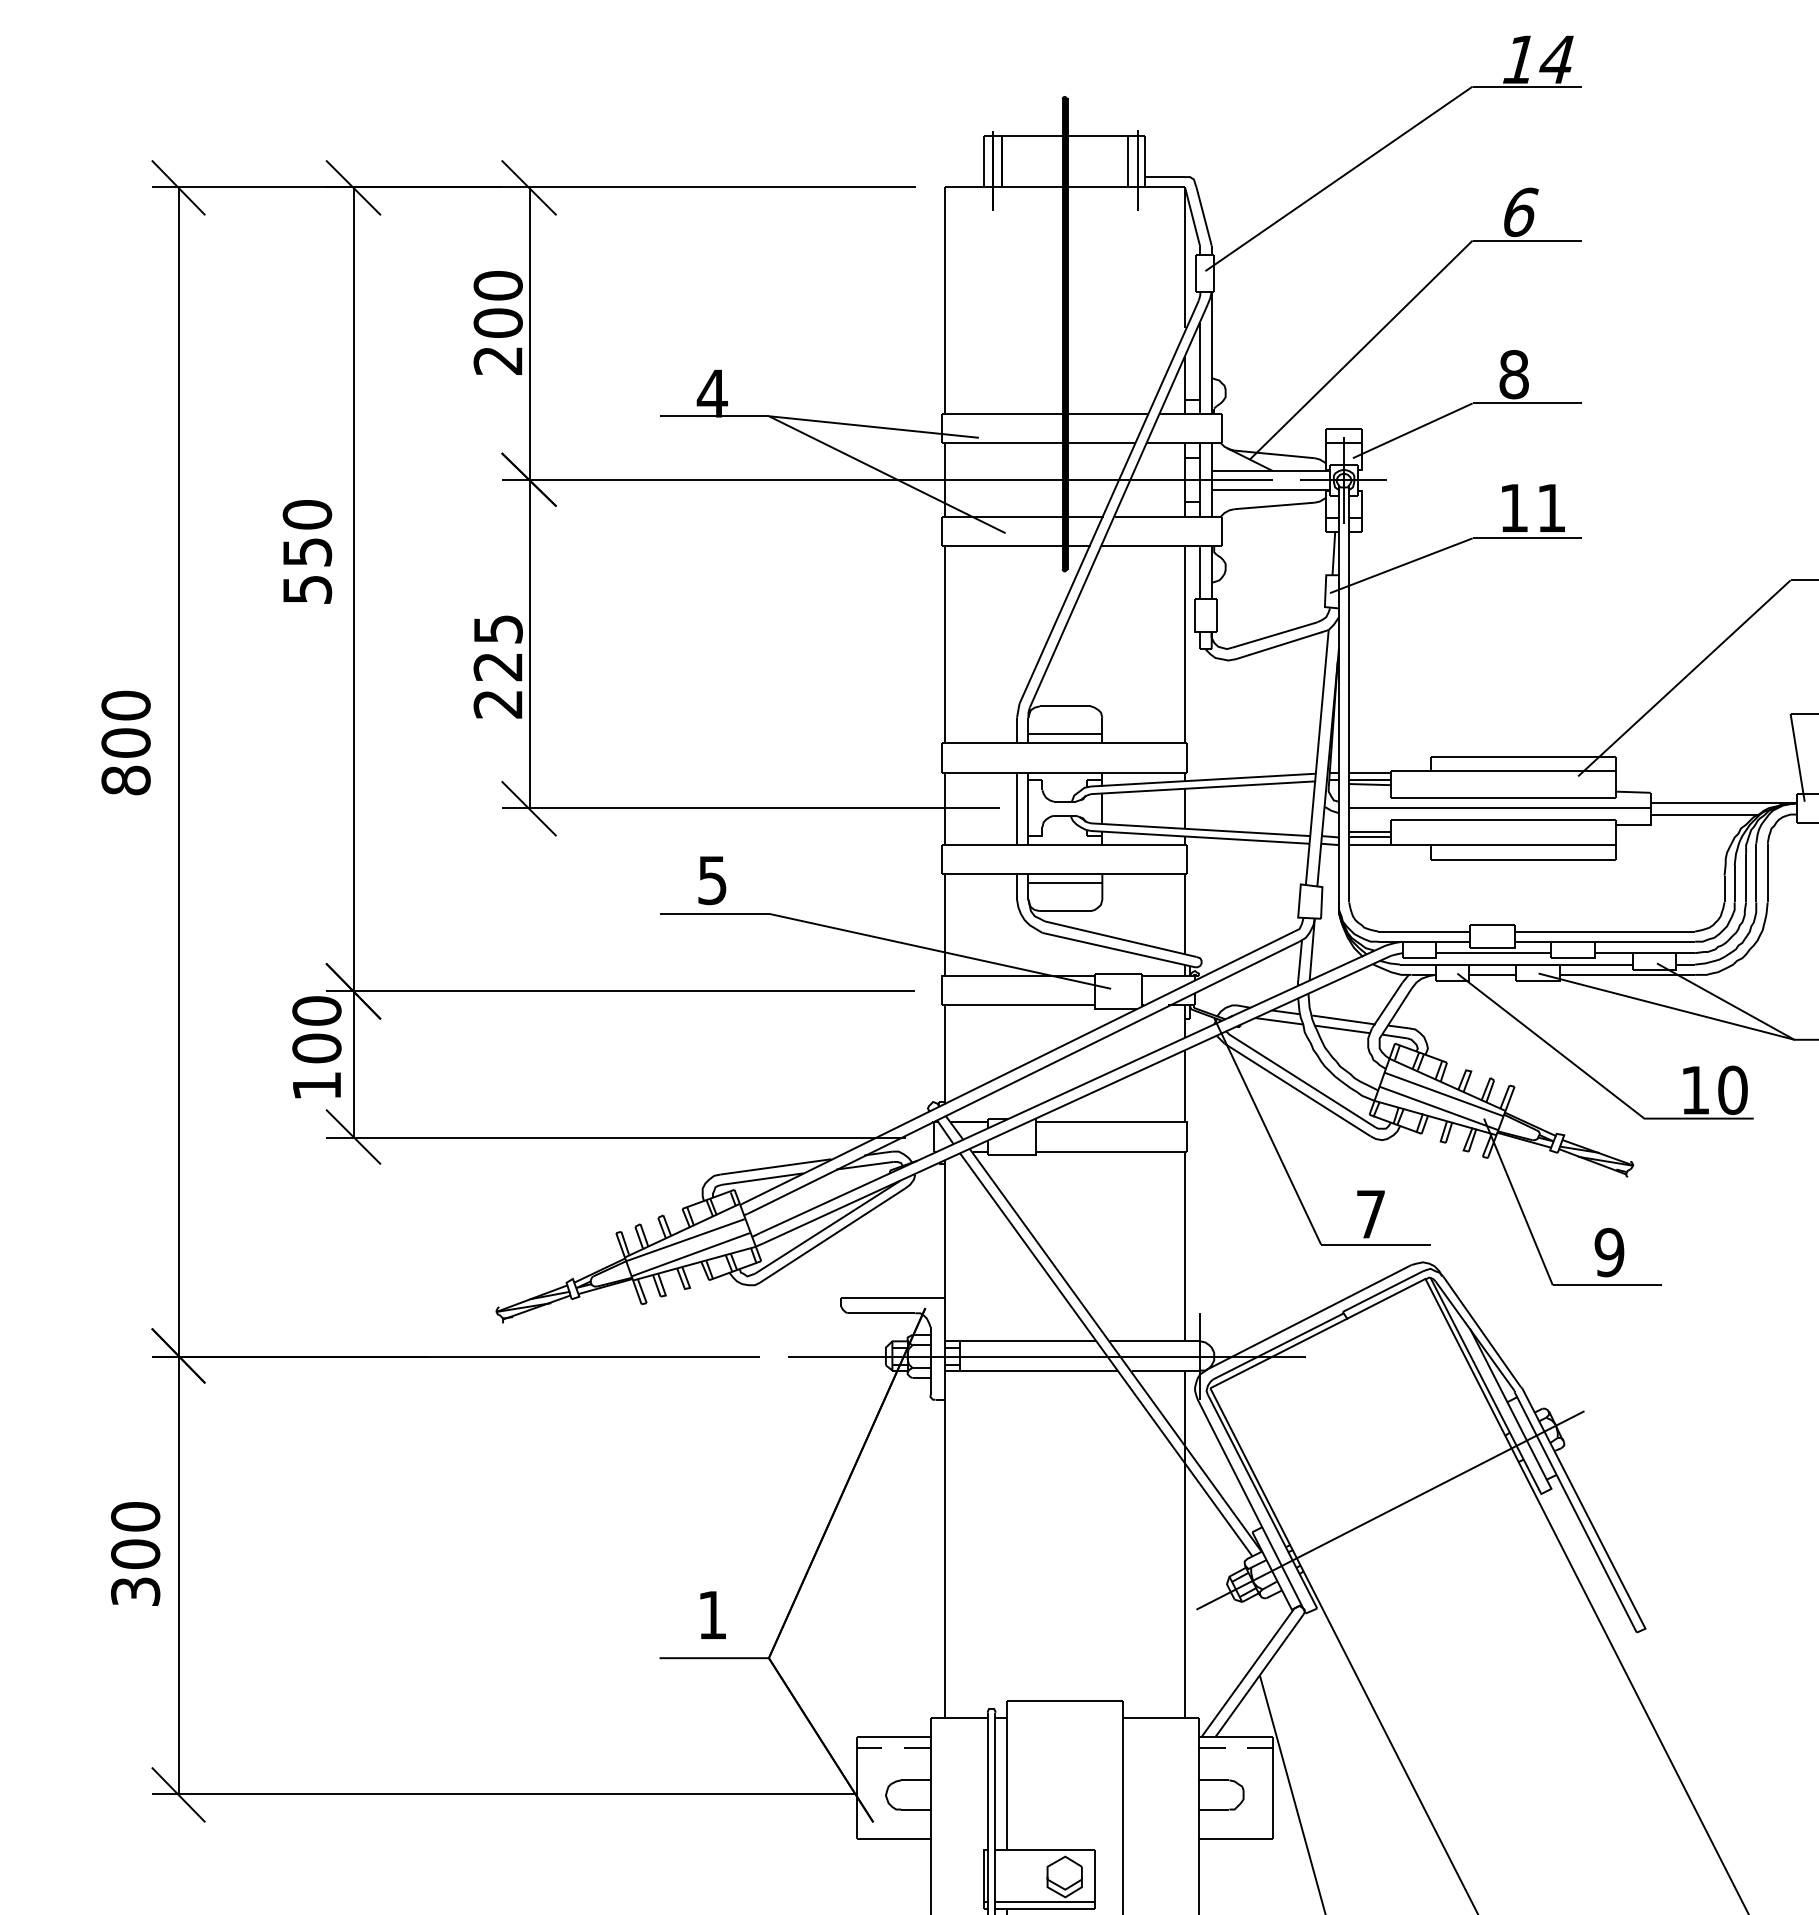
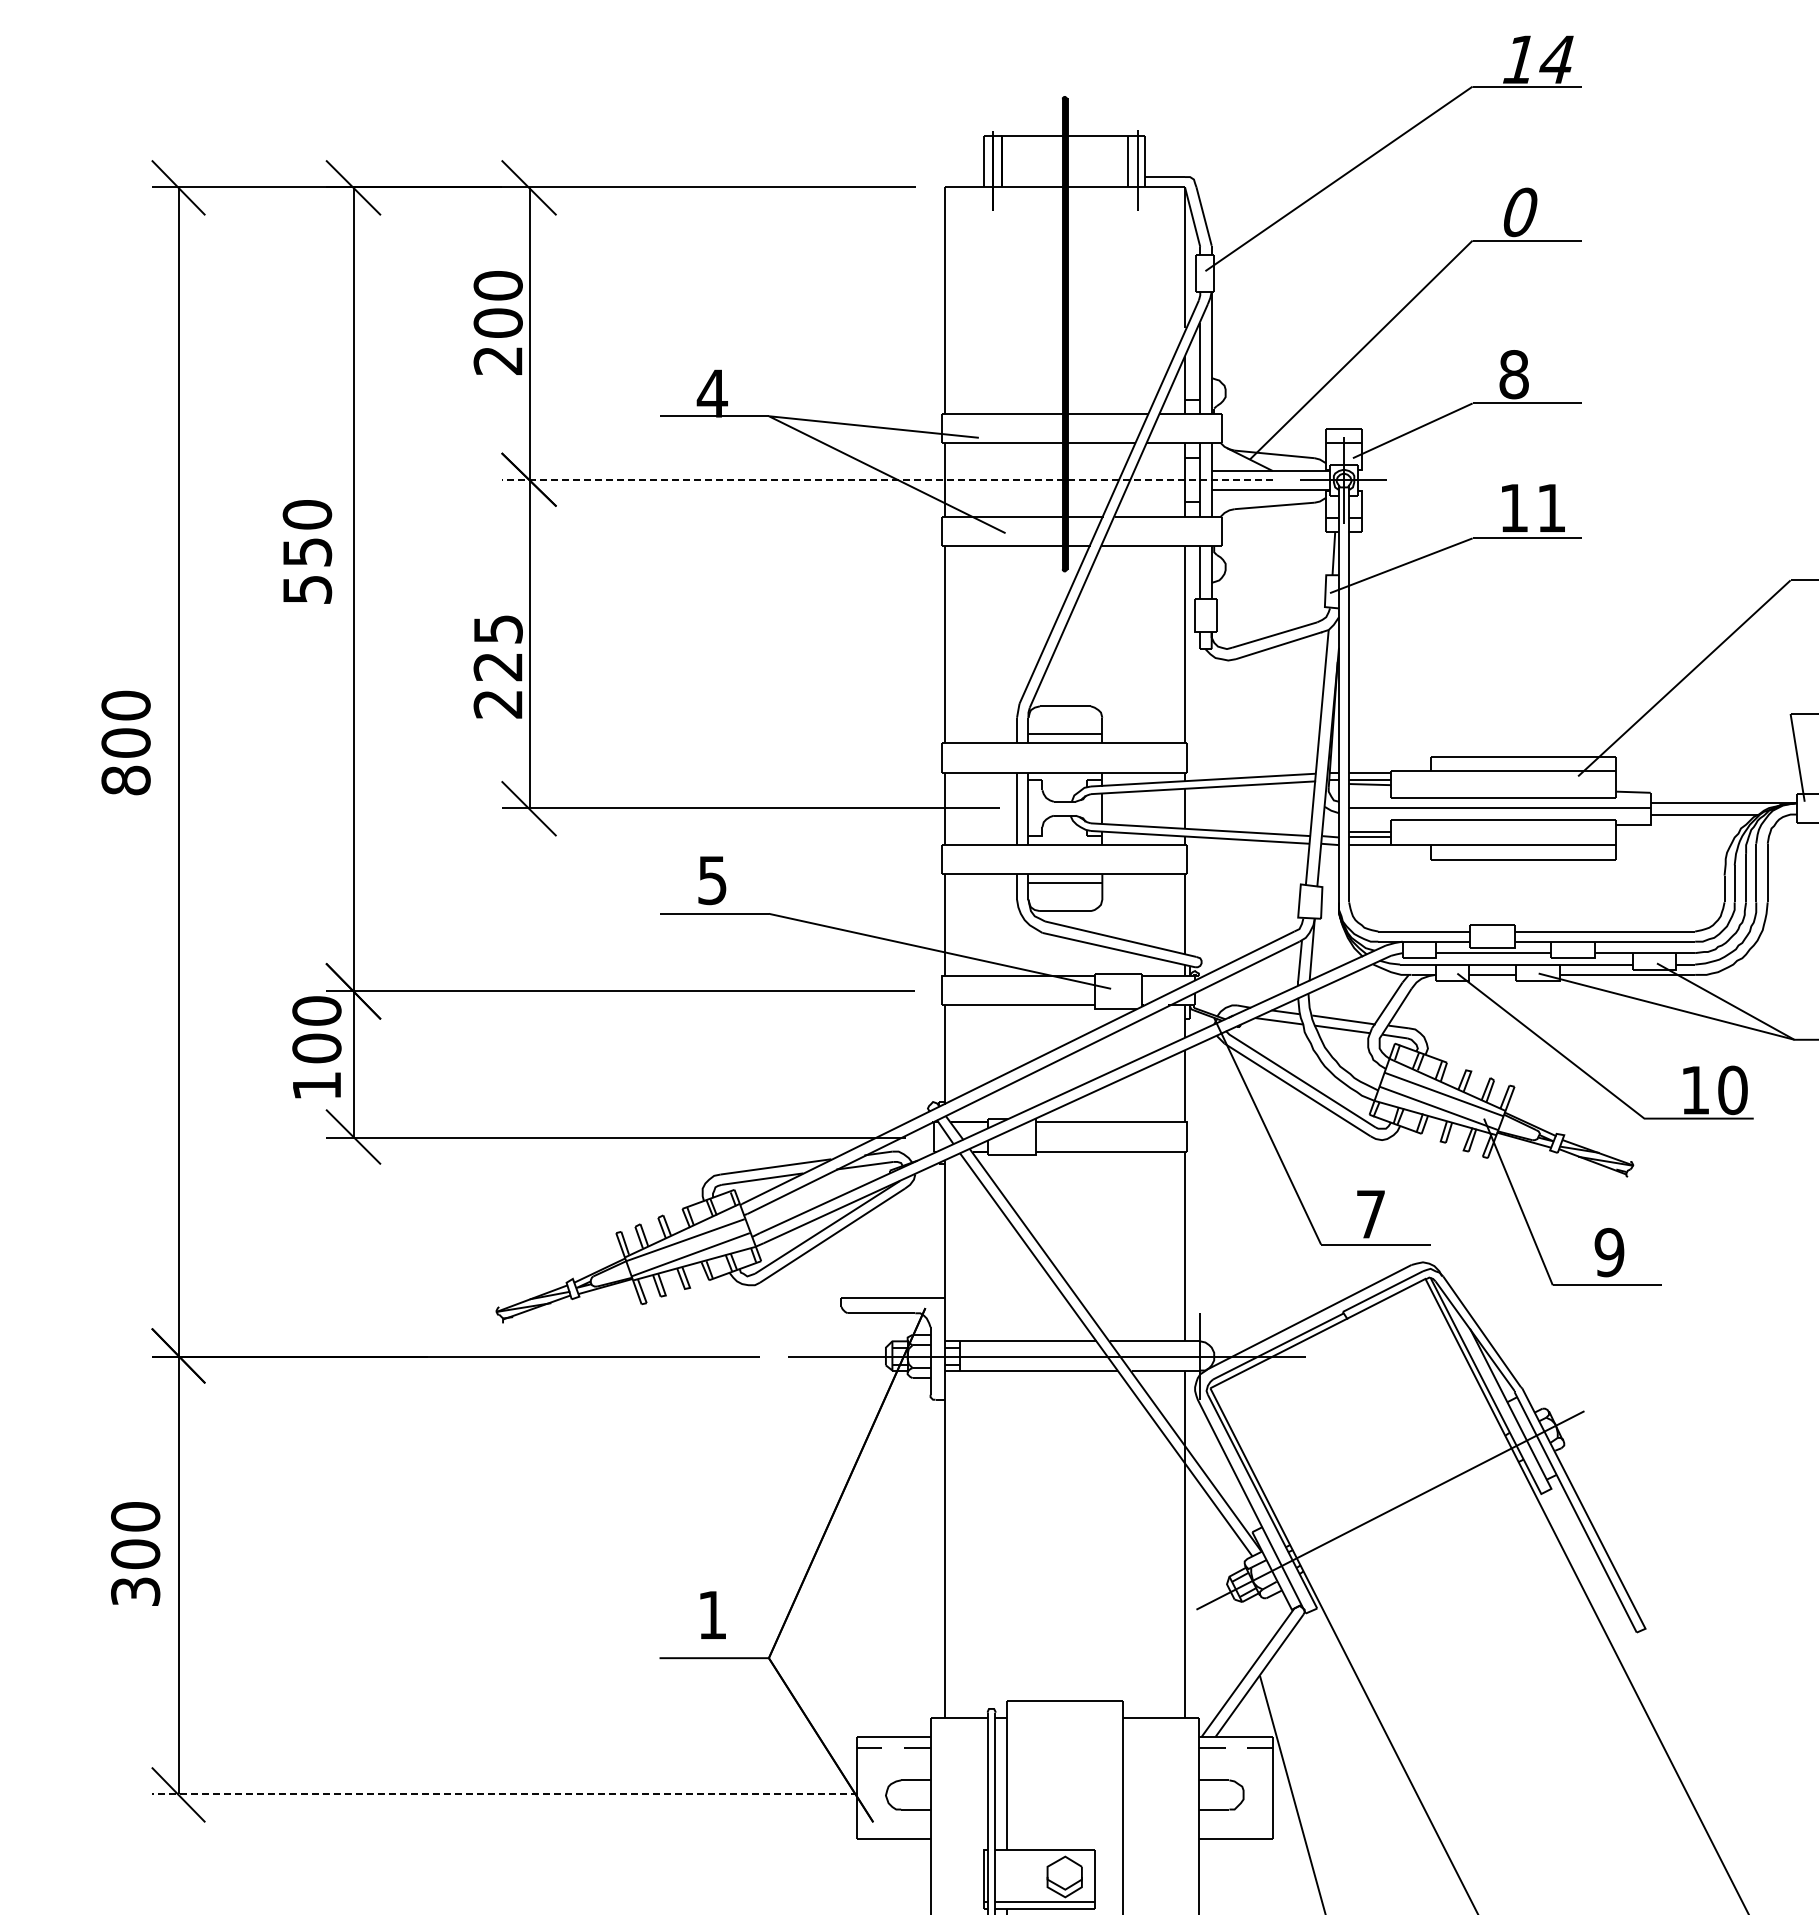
text: 6 -> 0 (1520, 211)
line: solid -> dashed (887, 479)
line: solid -> dashed (504, 1794)
